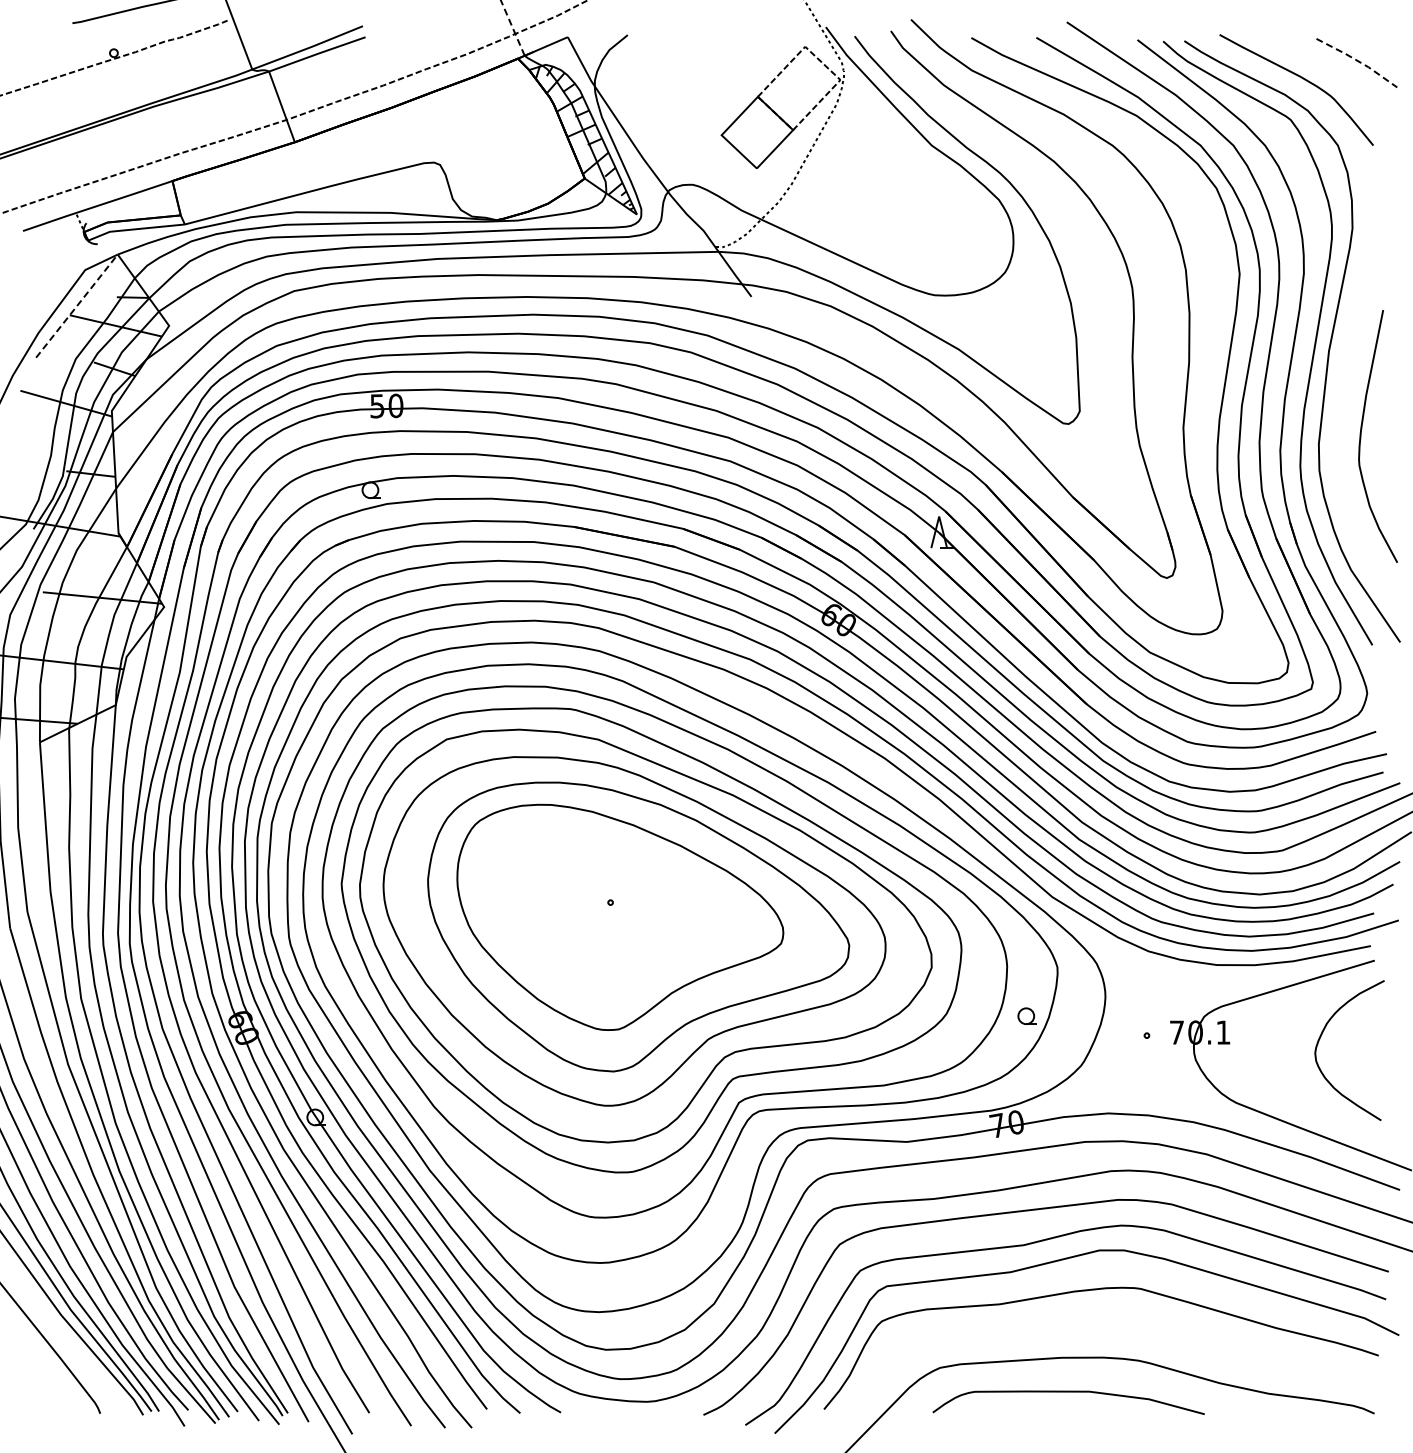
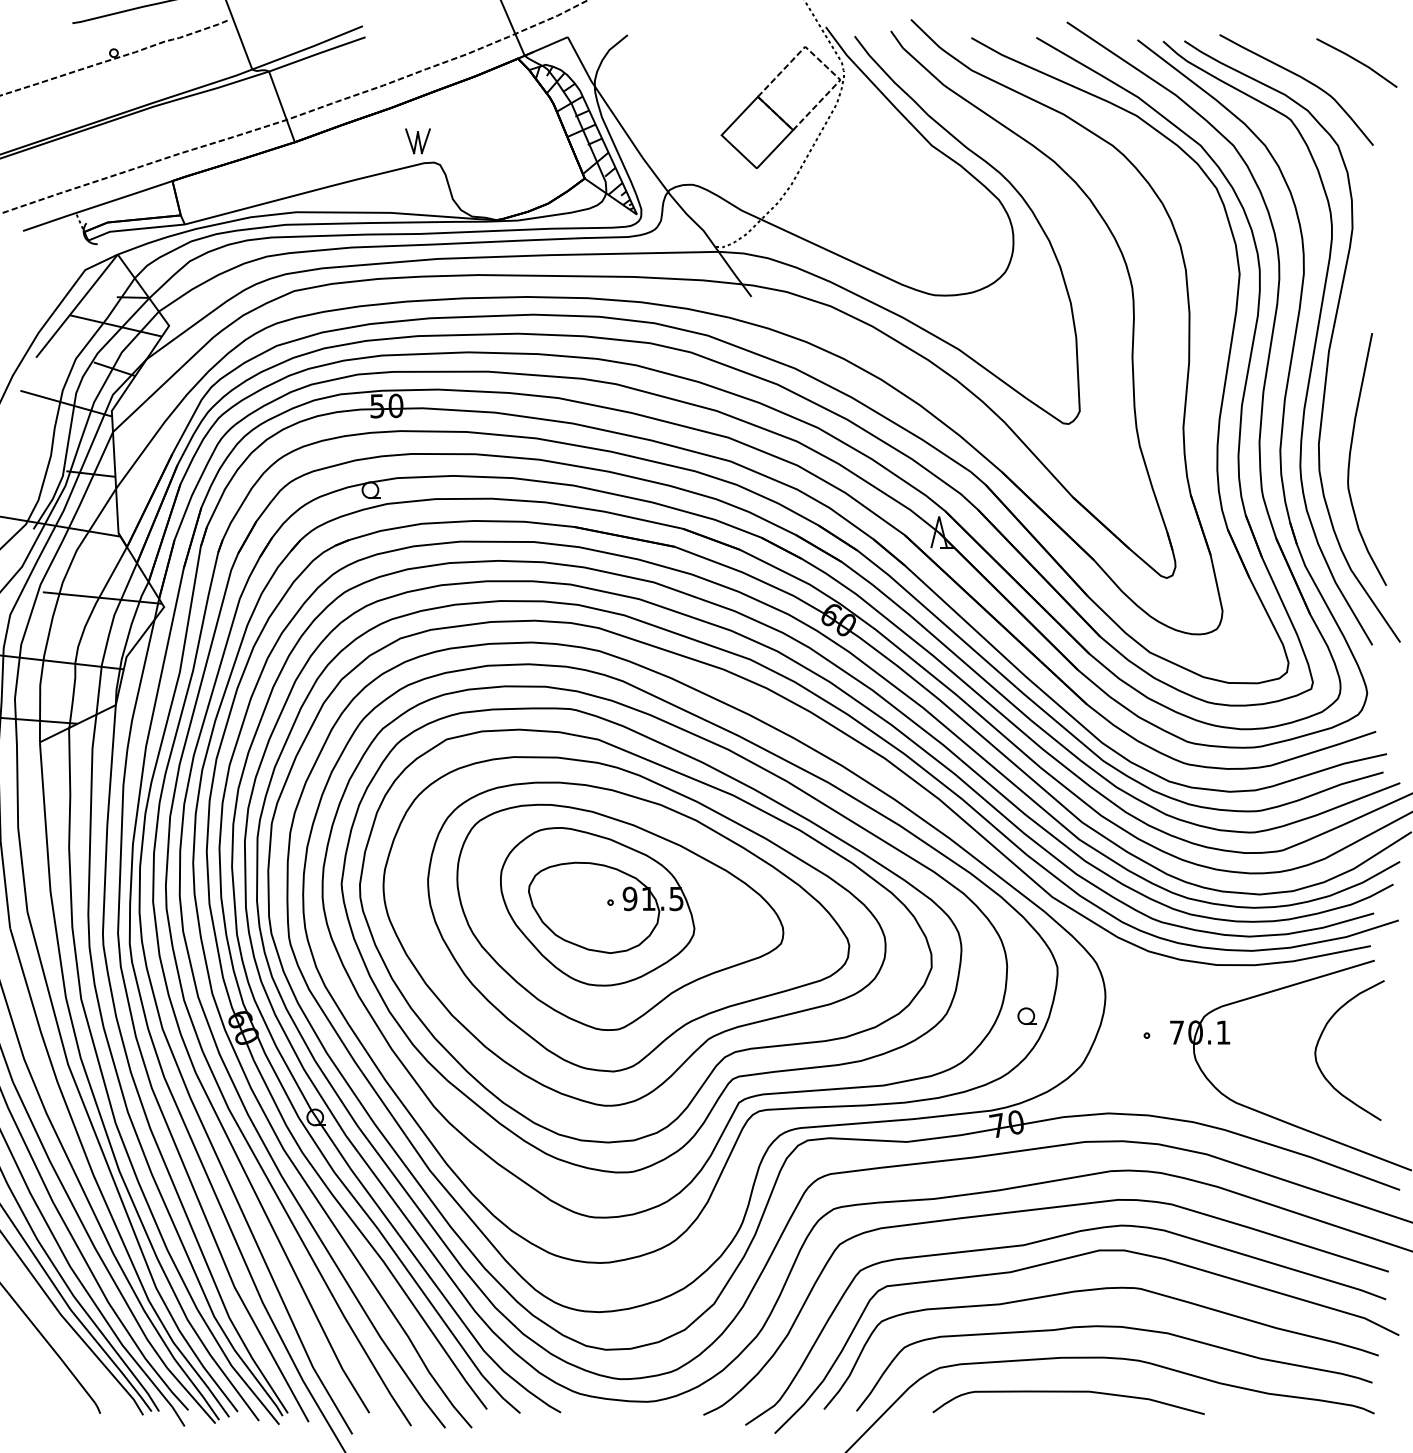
line: dashed -> solid (512, 27)
line: dashed -> solid (1358, 61)
part: none -> present (417, 141)
line: dashed -> solid (77, 305)
curve position: (1361, 436) -> (1350, 459) (1350, 459)
part: none -> present (597, 906)
curve: none -> present (1114, 1327)
